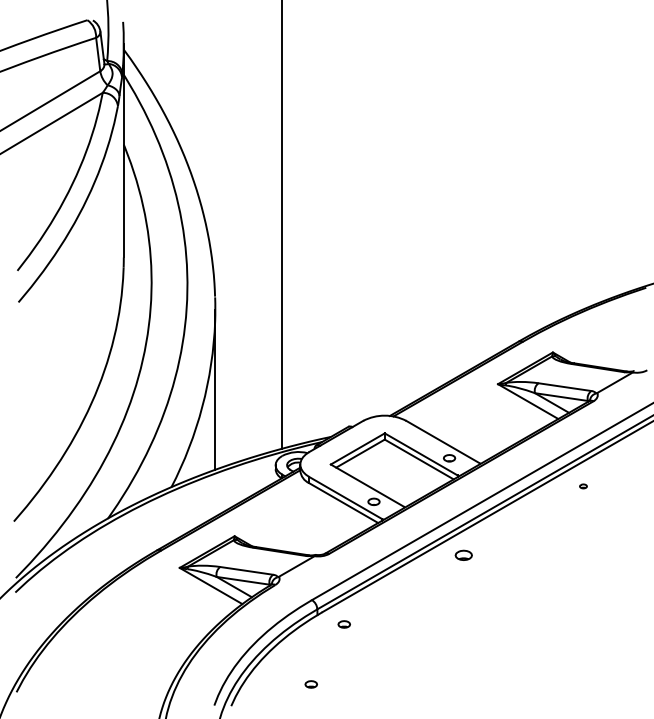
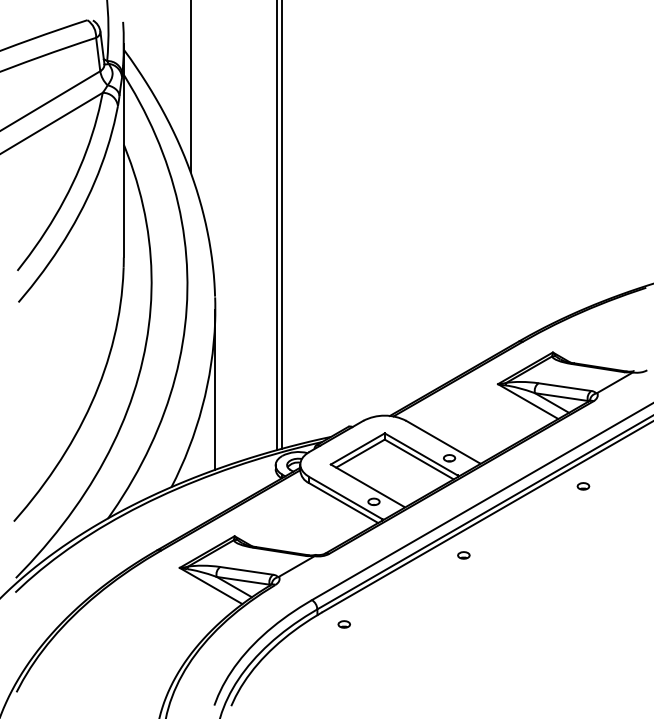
line: none -> present (190, 87)
line: none -> present (276, 226)
part size: 9x7 px -> 15x9 px (583, 486)
part size: 19x12 px -> 14x9 px (463, 555)
part: present -> none (310, 684)
